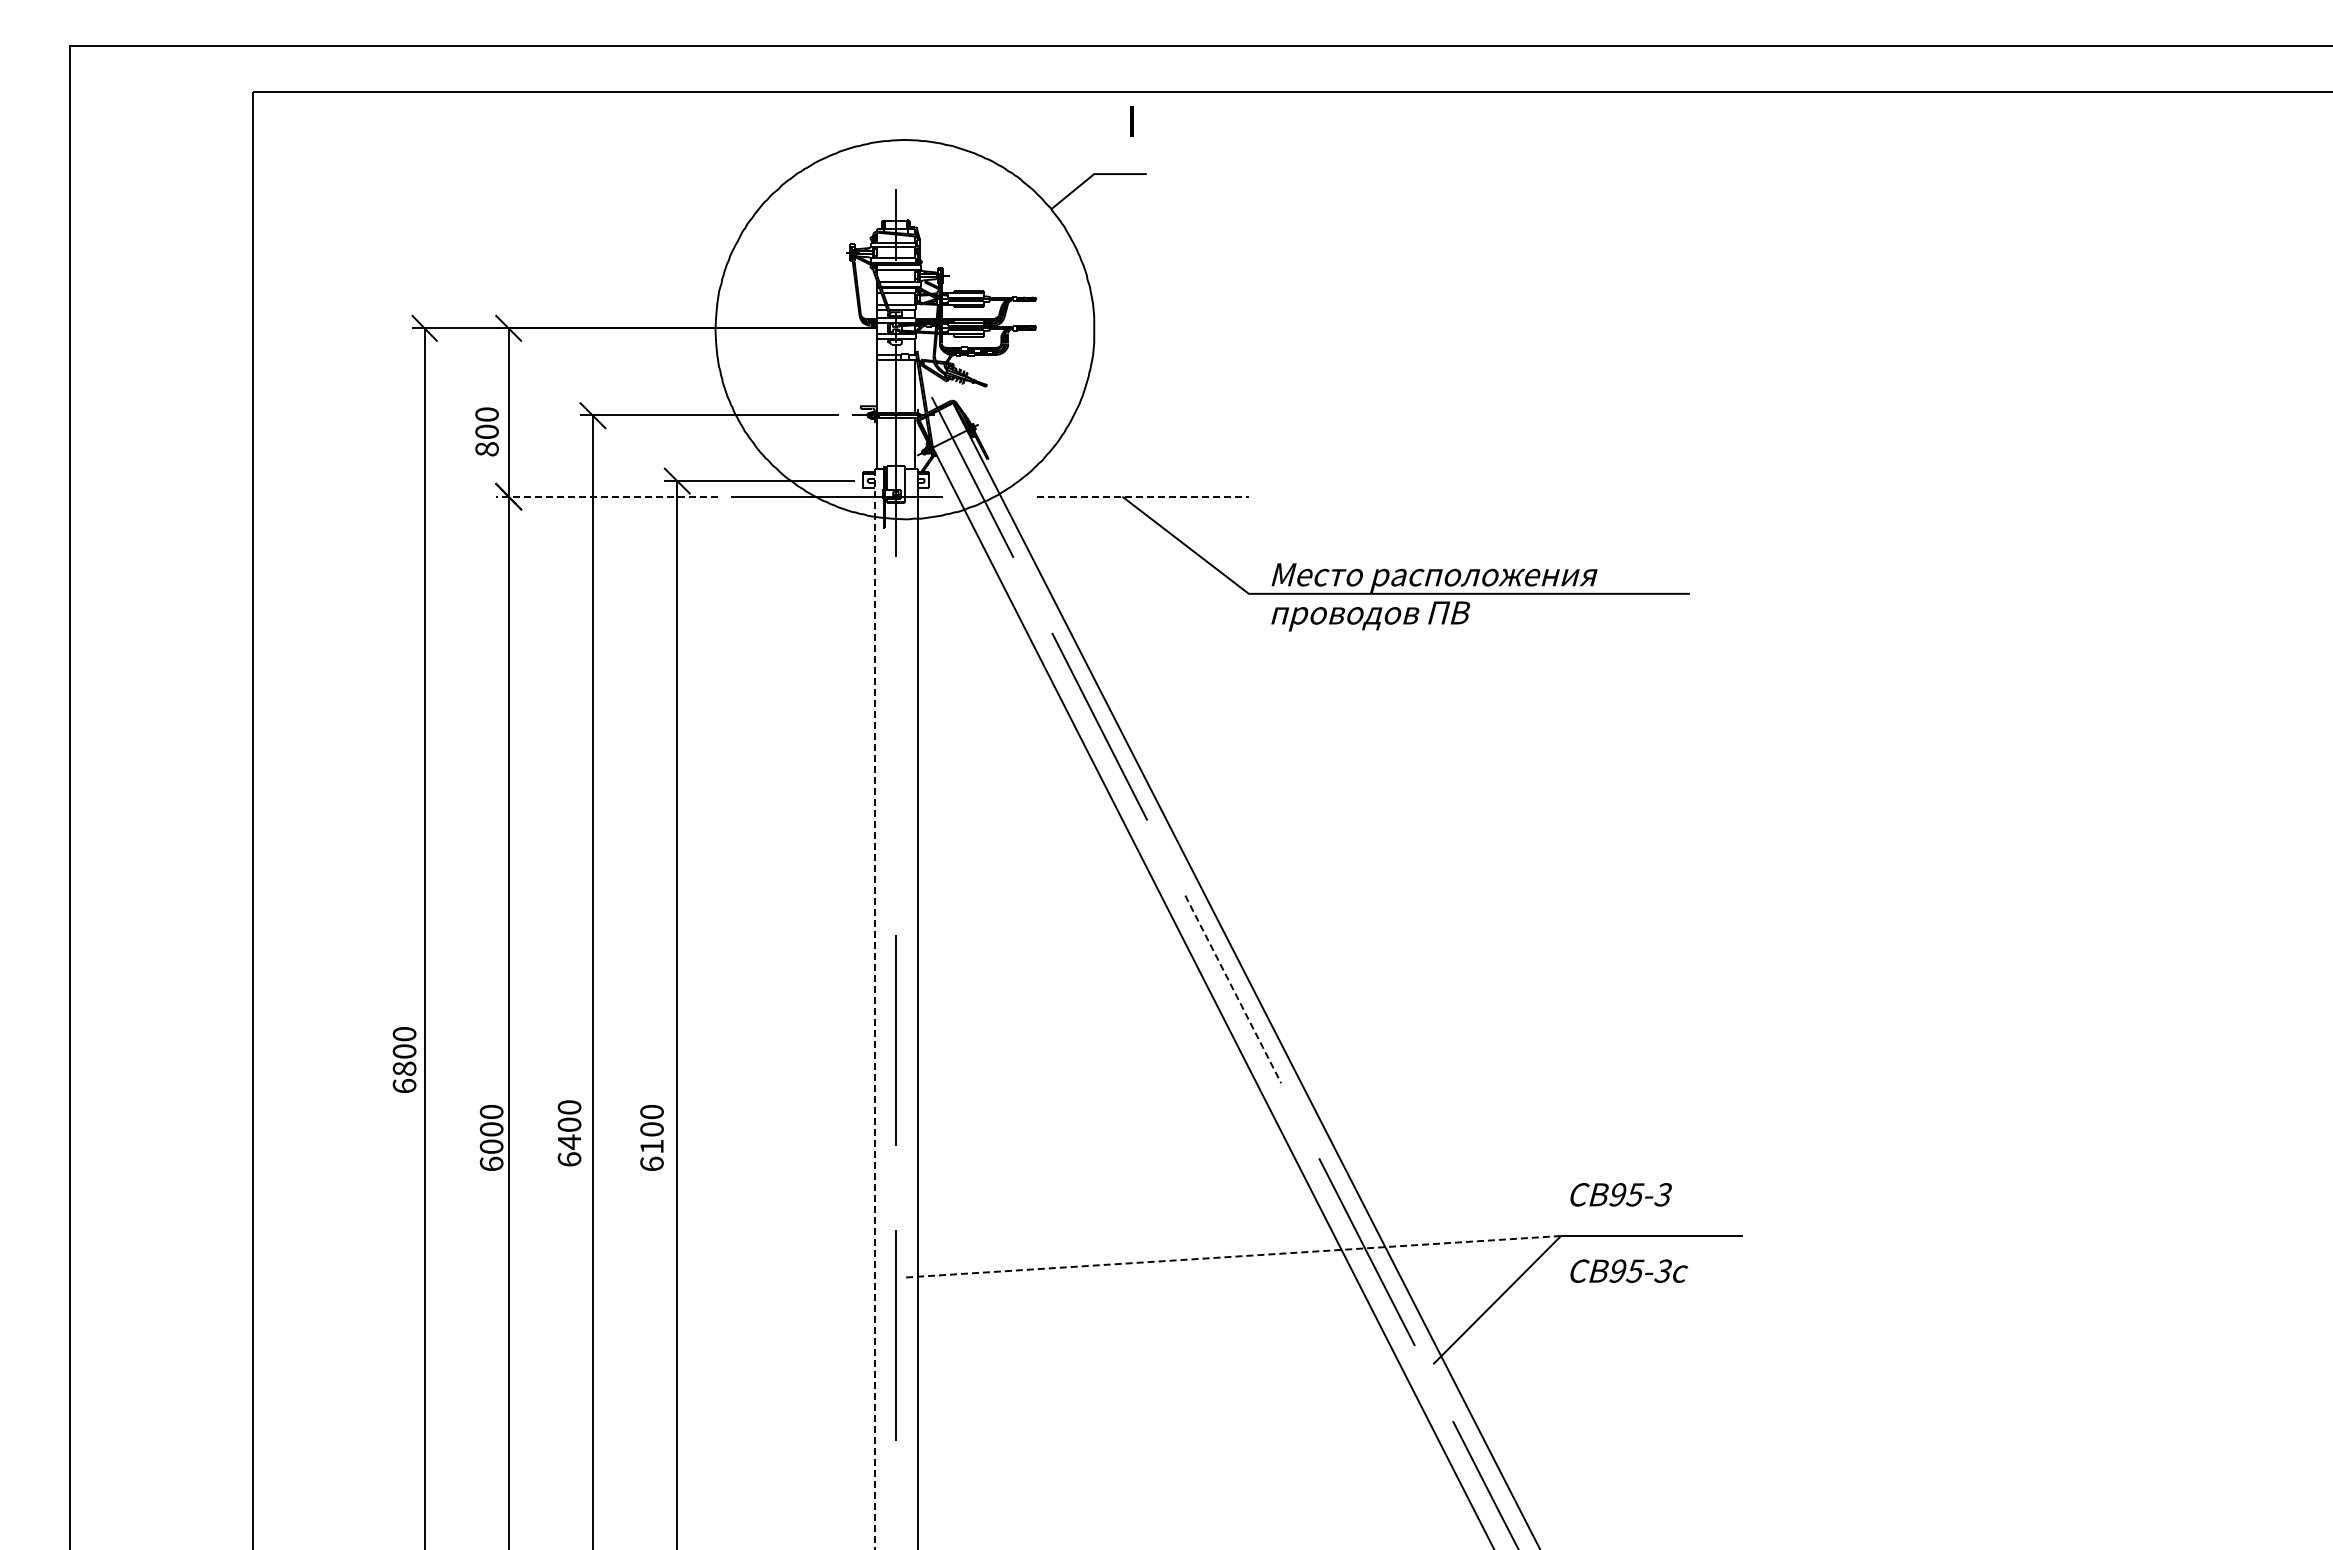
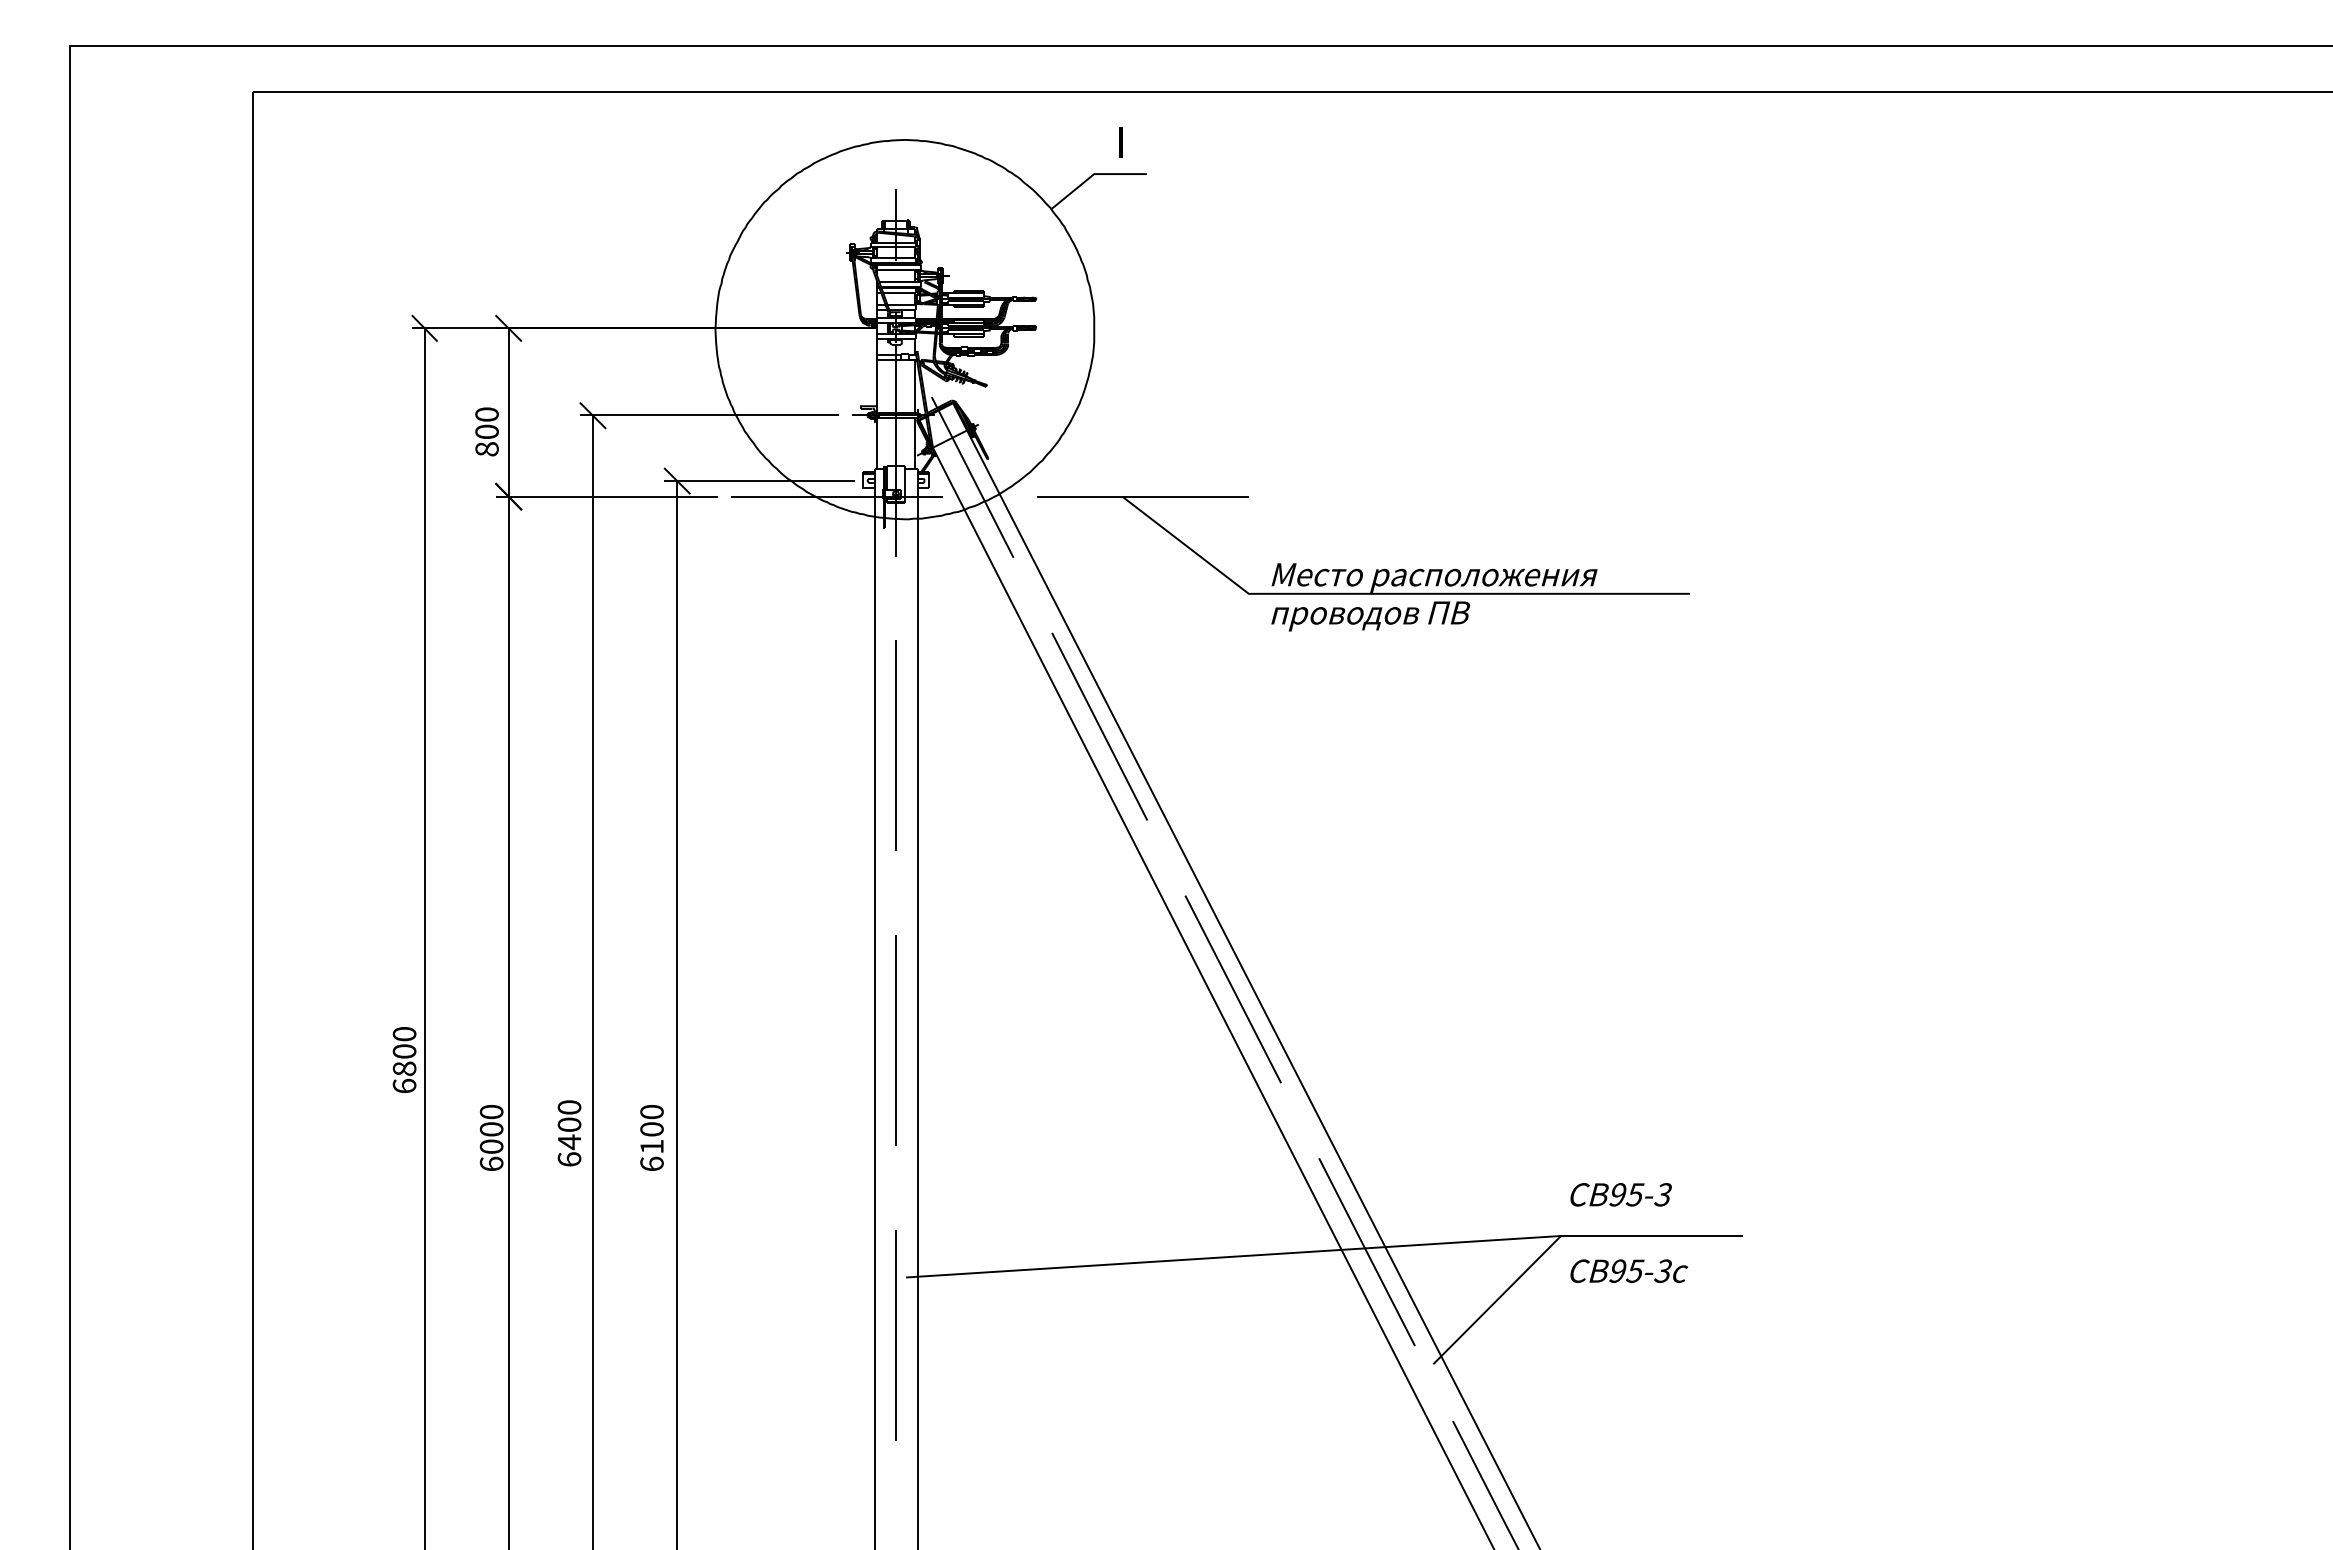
line position: (1131, 121) -> (1120, 142) (1120, 142)
line: dashed -> solid (606, 496)
line: dashed -> solid (1143, 496)
line: none -> present (895, 745)
line: dashed -> solid (1233, 989)
line: dashed -> solid (874, 1009)
line: dashed -> solid (1234, 1256)
